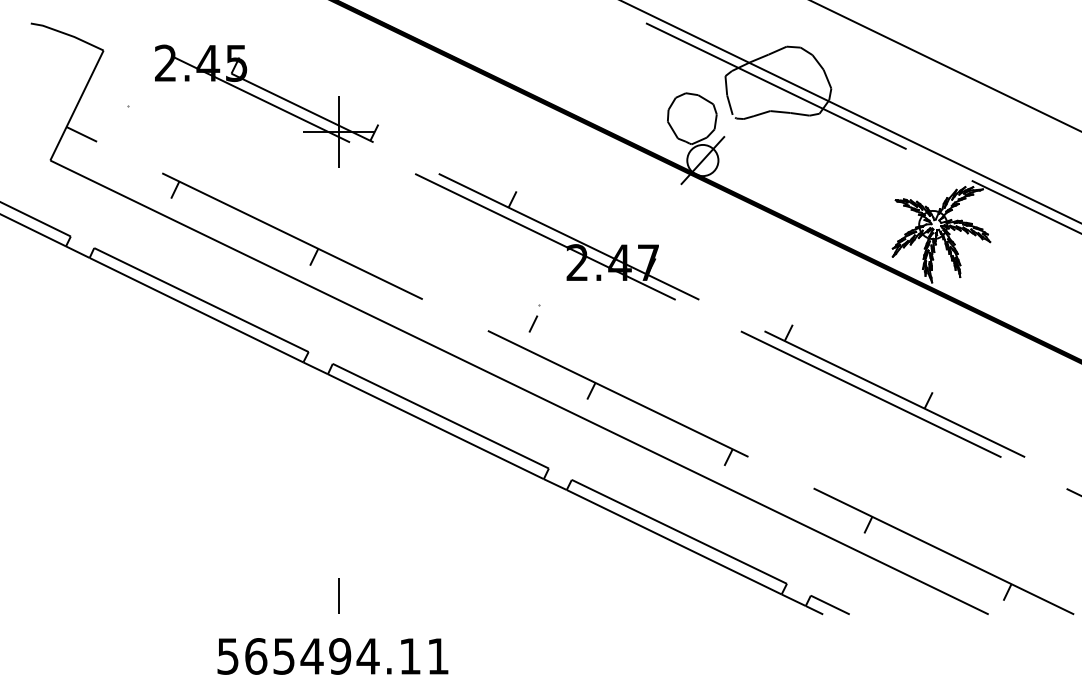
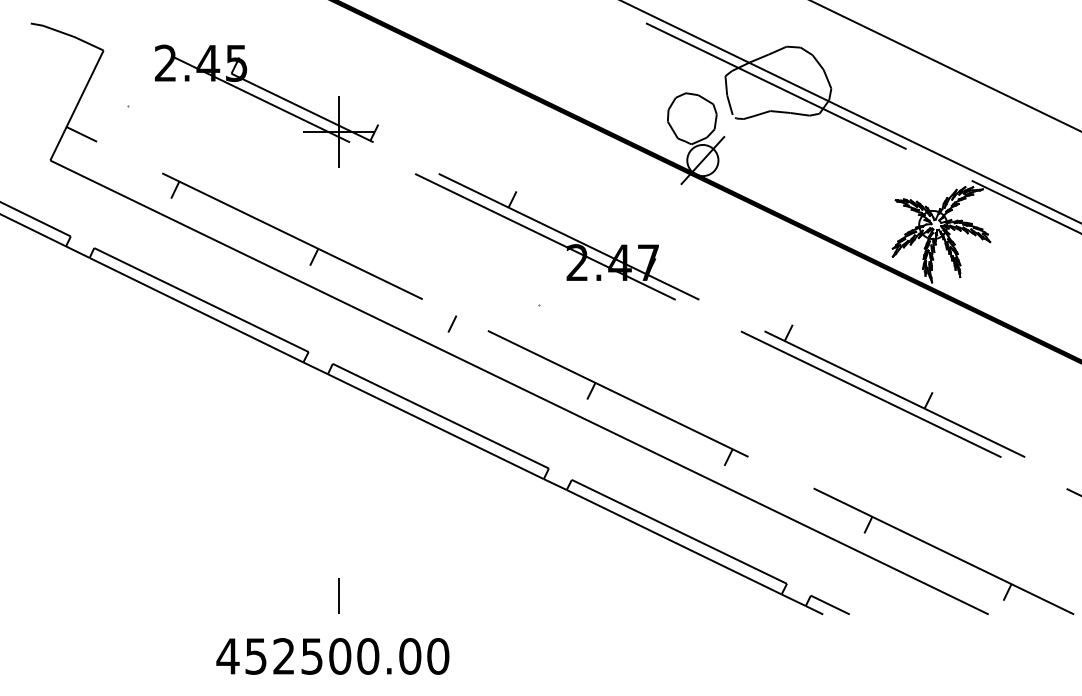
line position: (533, 323) -> (452, 323) (452, 323)
text: 565494.11 -> 452500.00 (332, 656)
